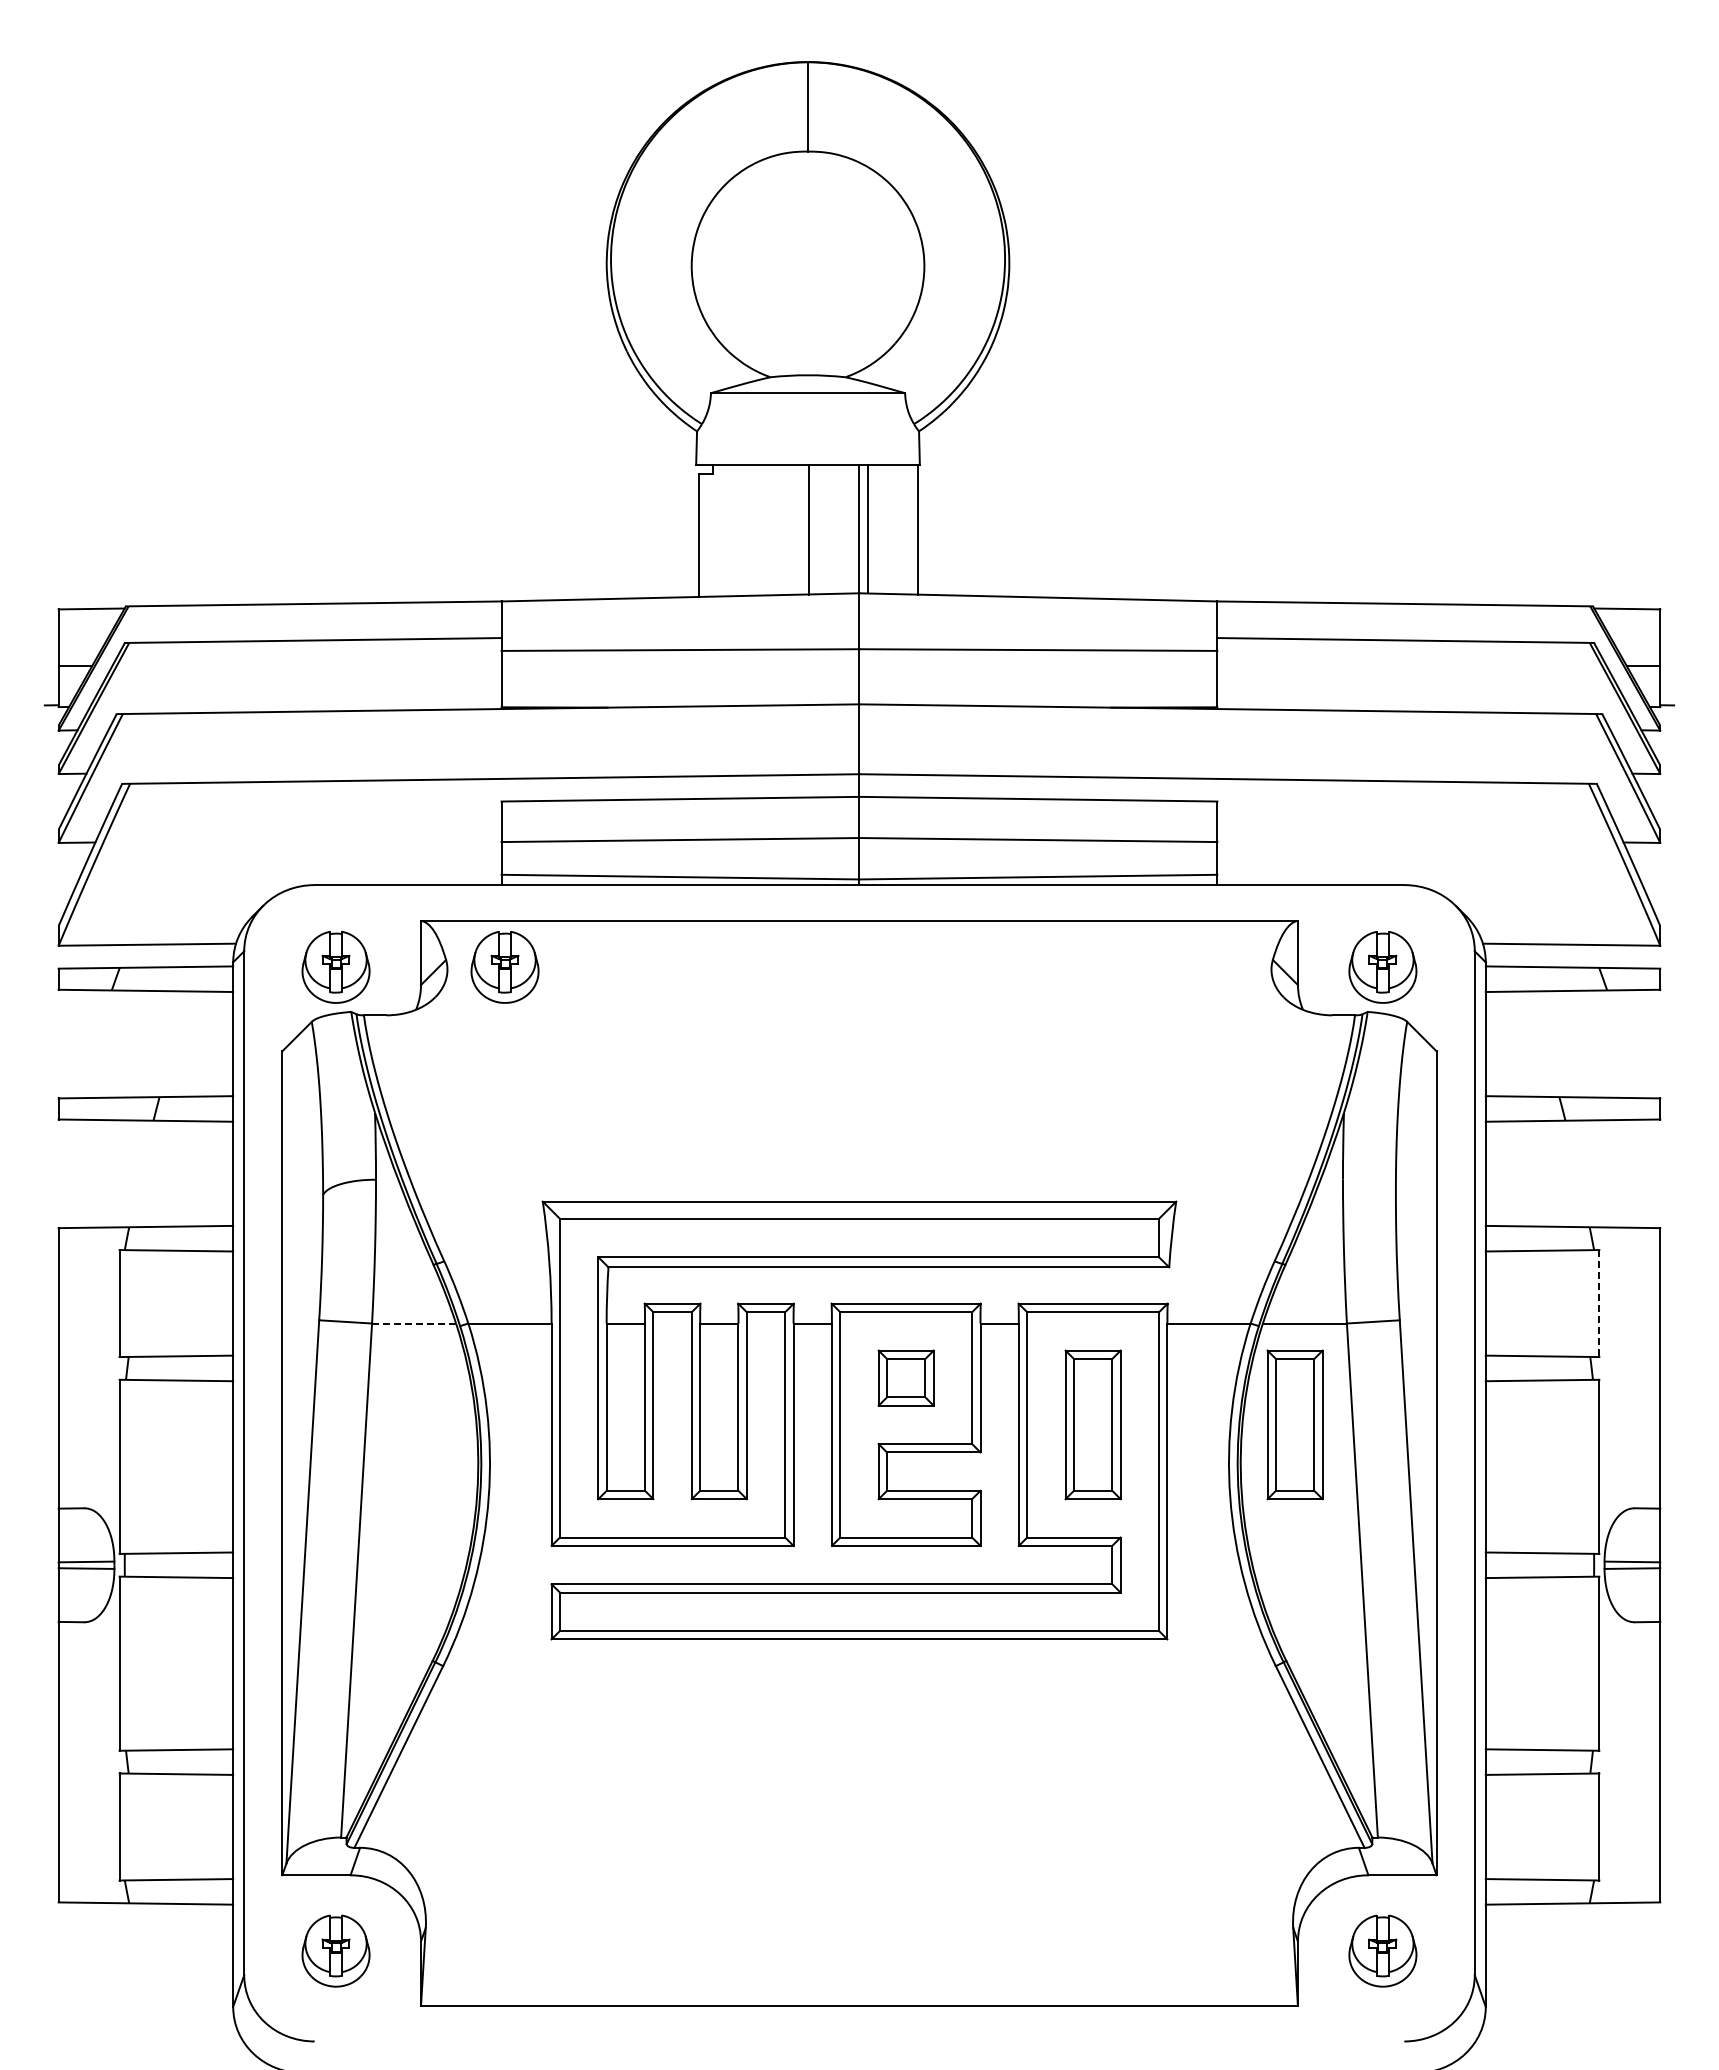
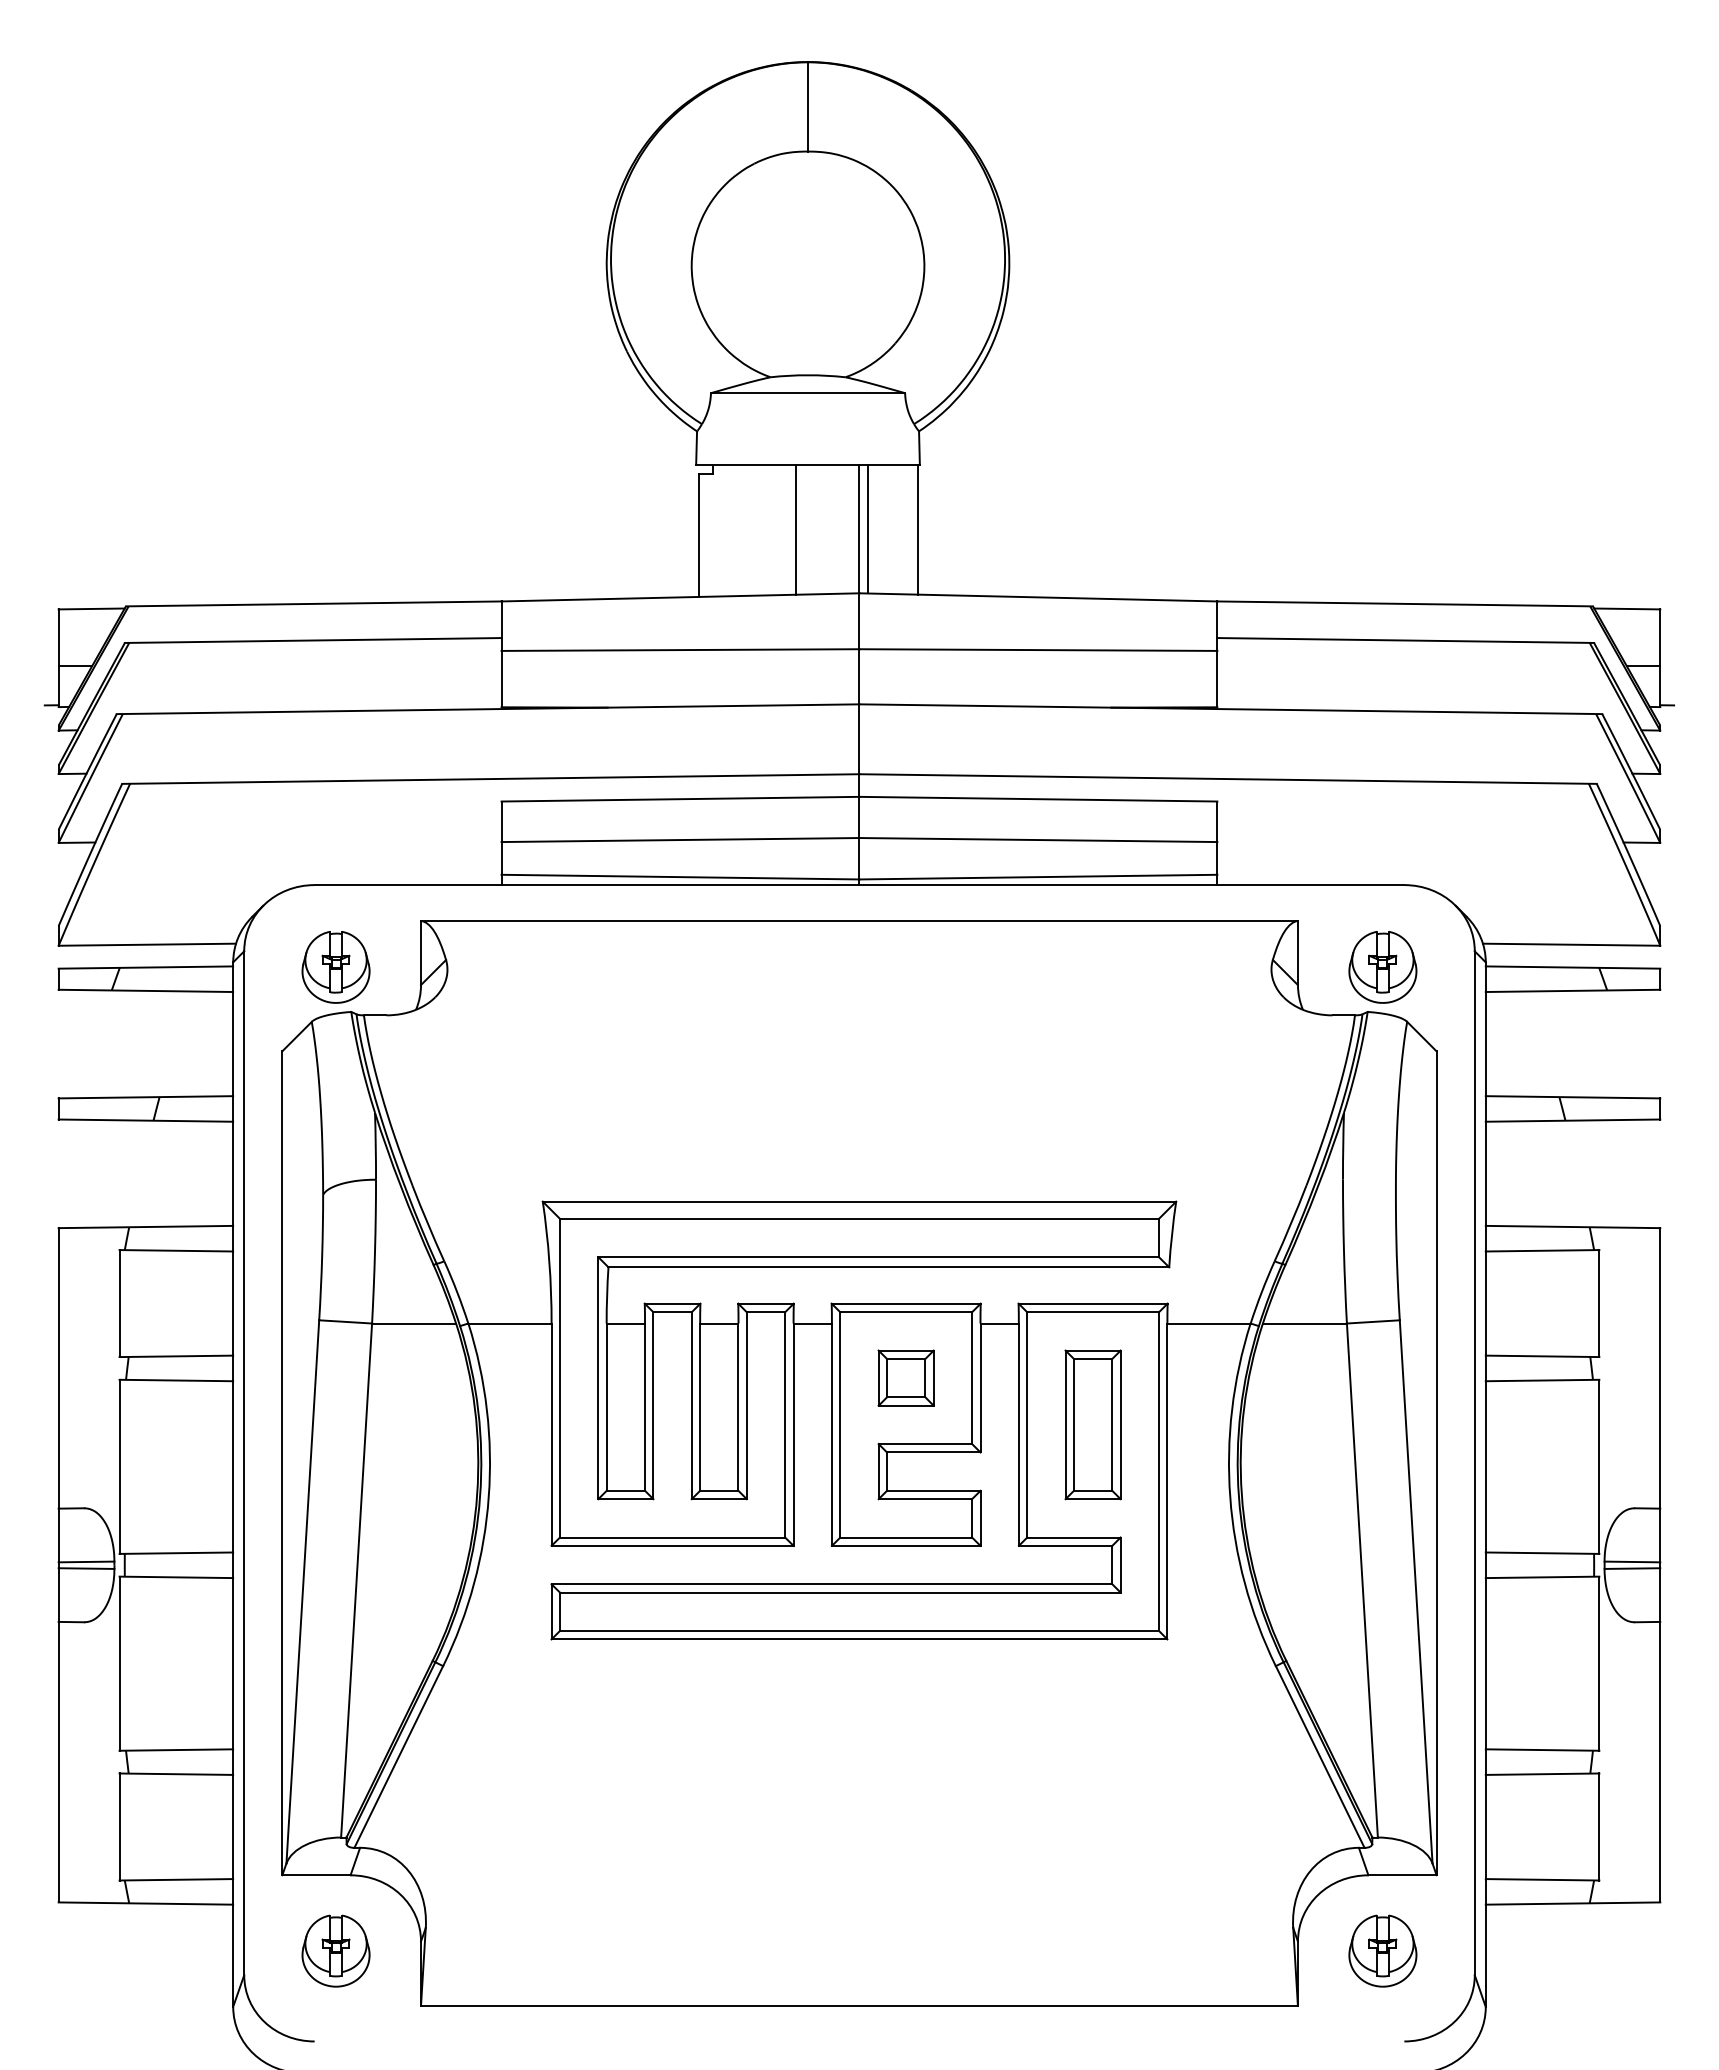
line position: (809, 529) -> (796, 529) (796, 529)
part: present -> none (504, 967)
line: dashed -> solid (1599, 1303)
line: dashed -> solid (414, 1323)
part: present -> none (1294, 1424)
